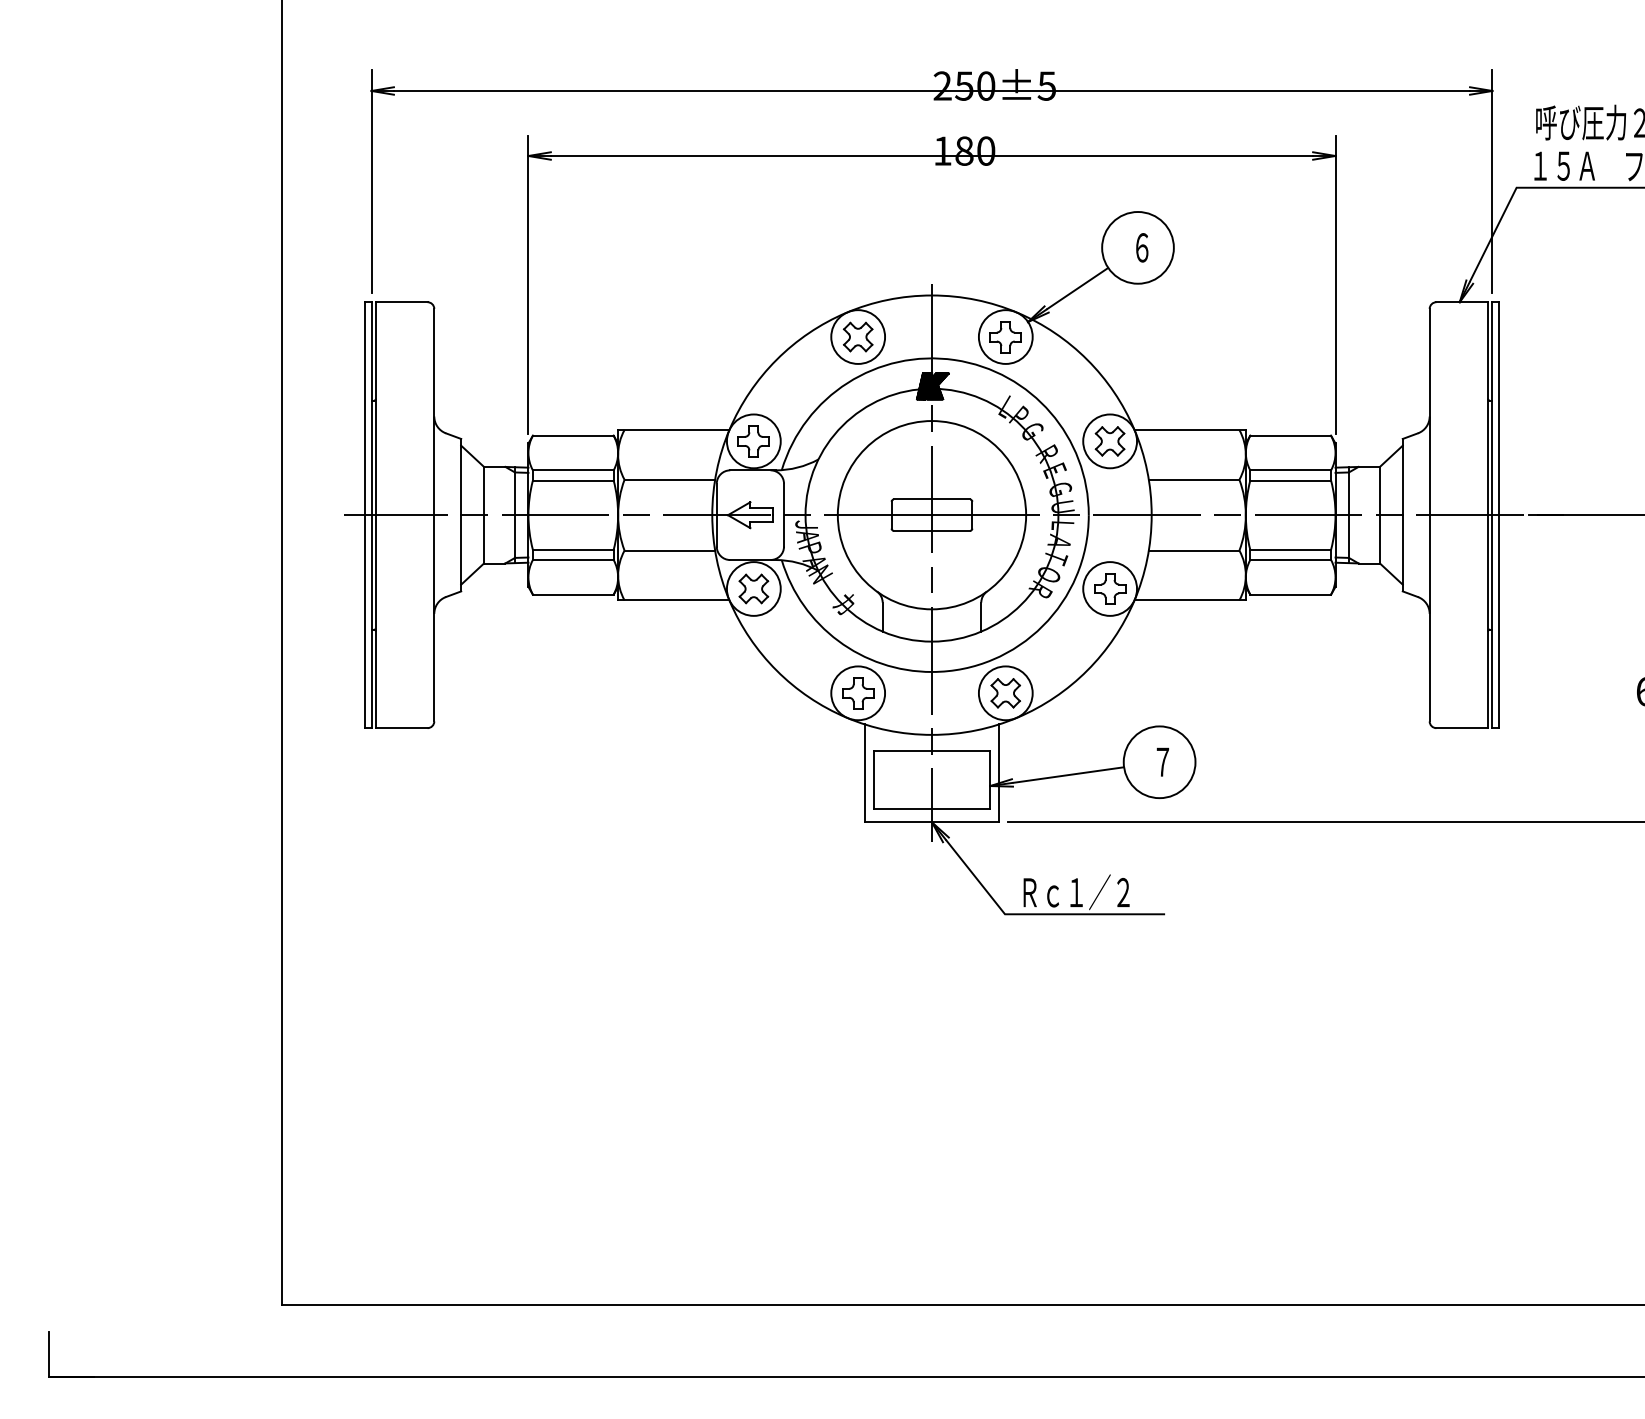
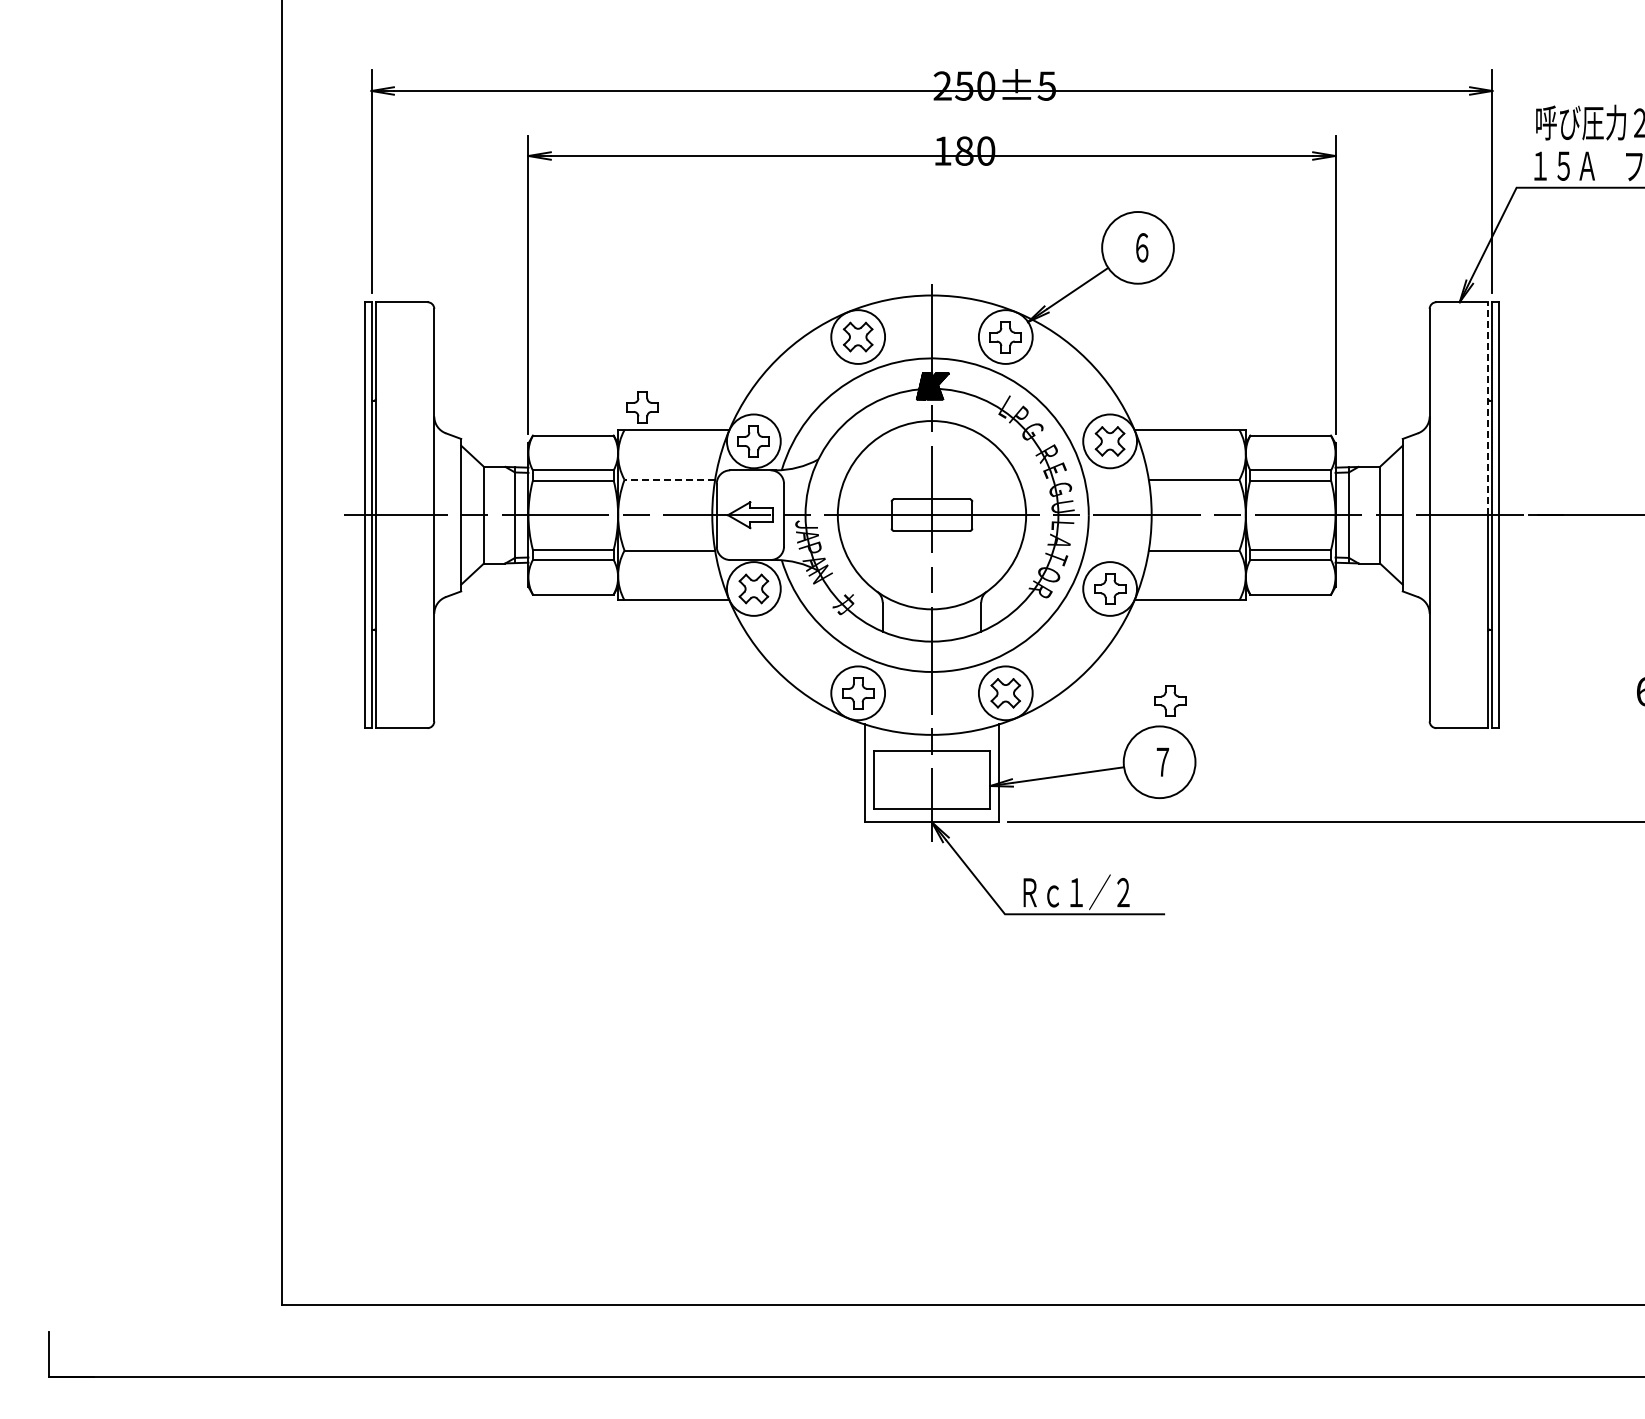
part: none -> present (642, 407)
line: solid -> dashed (1487, 408)
line: solid -> dashed (669, 479)
part: none -> present (1170, 700)
